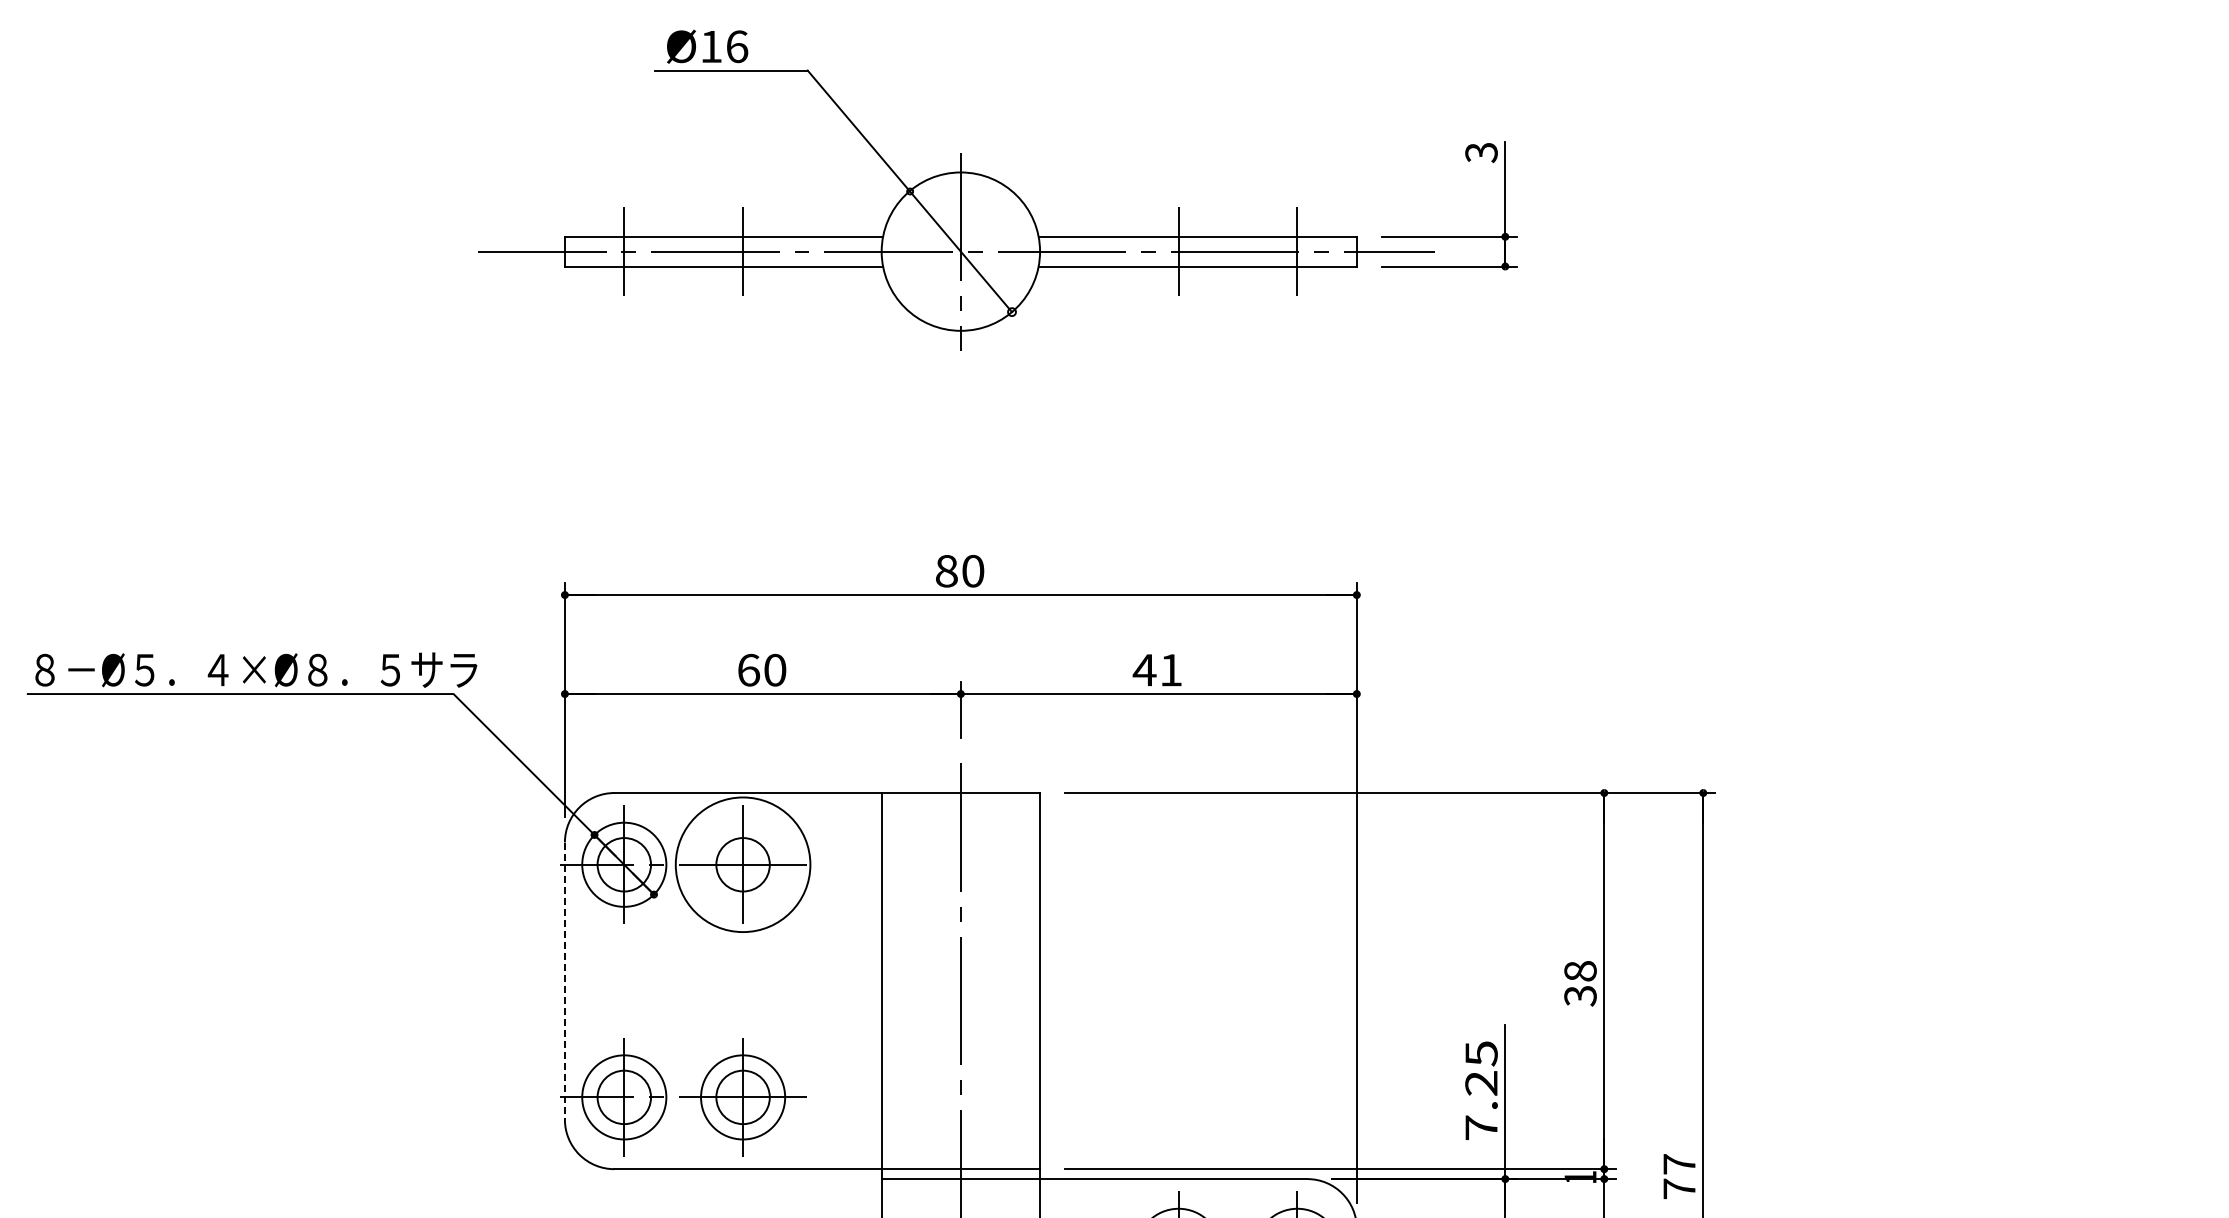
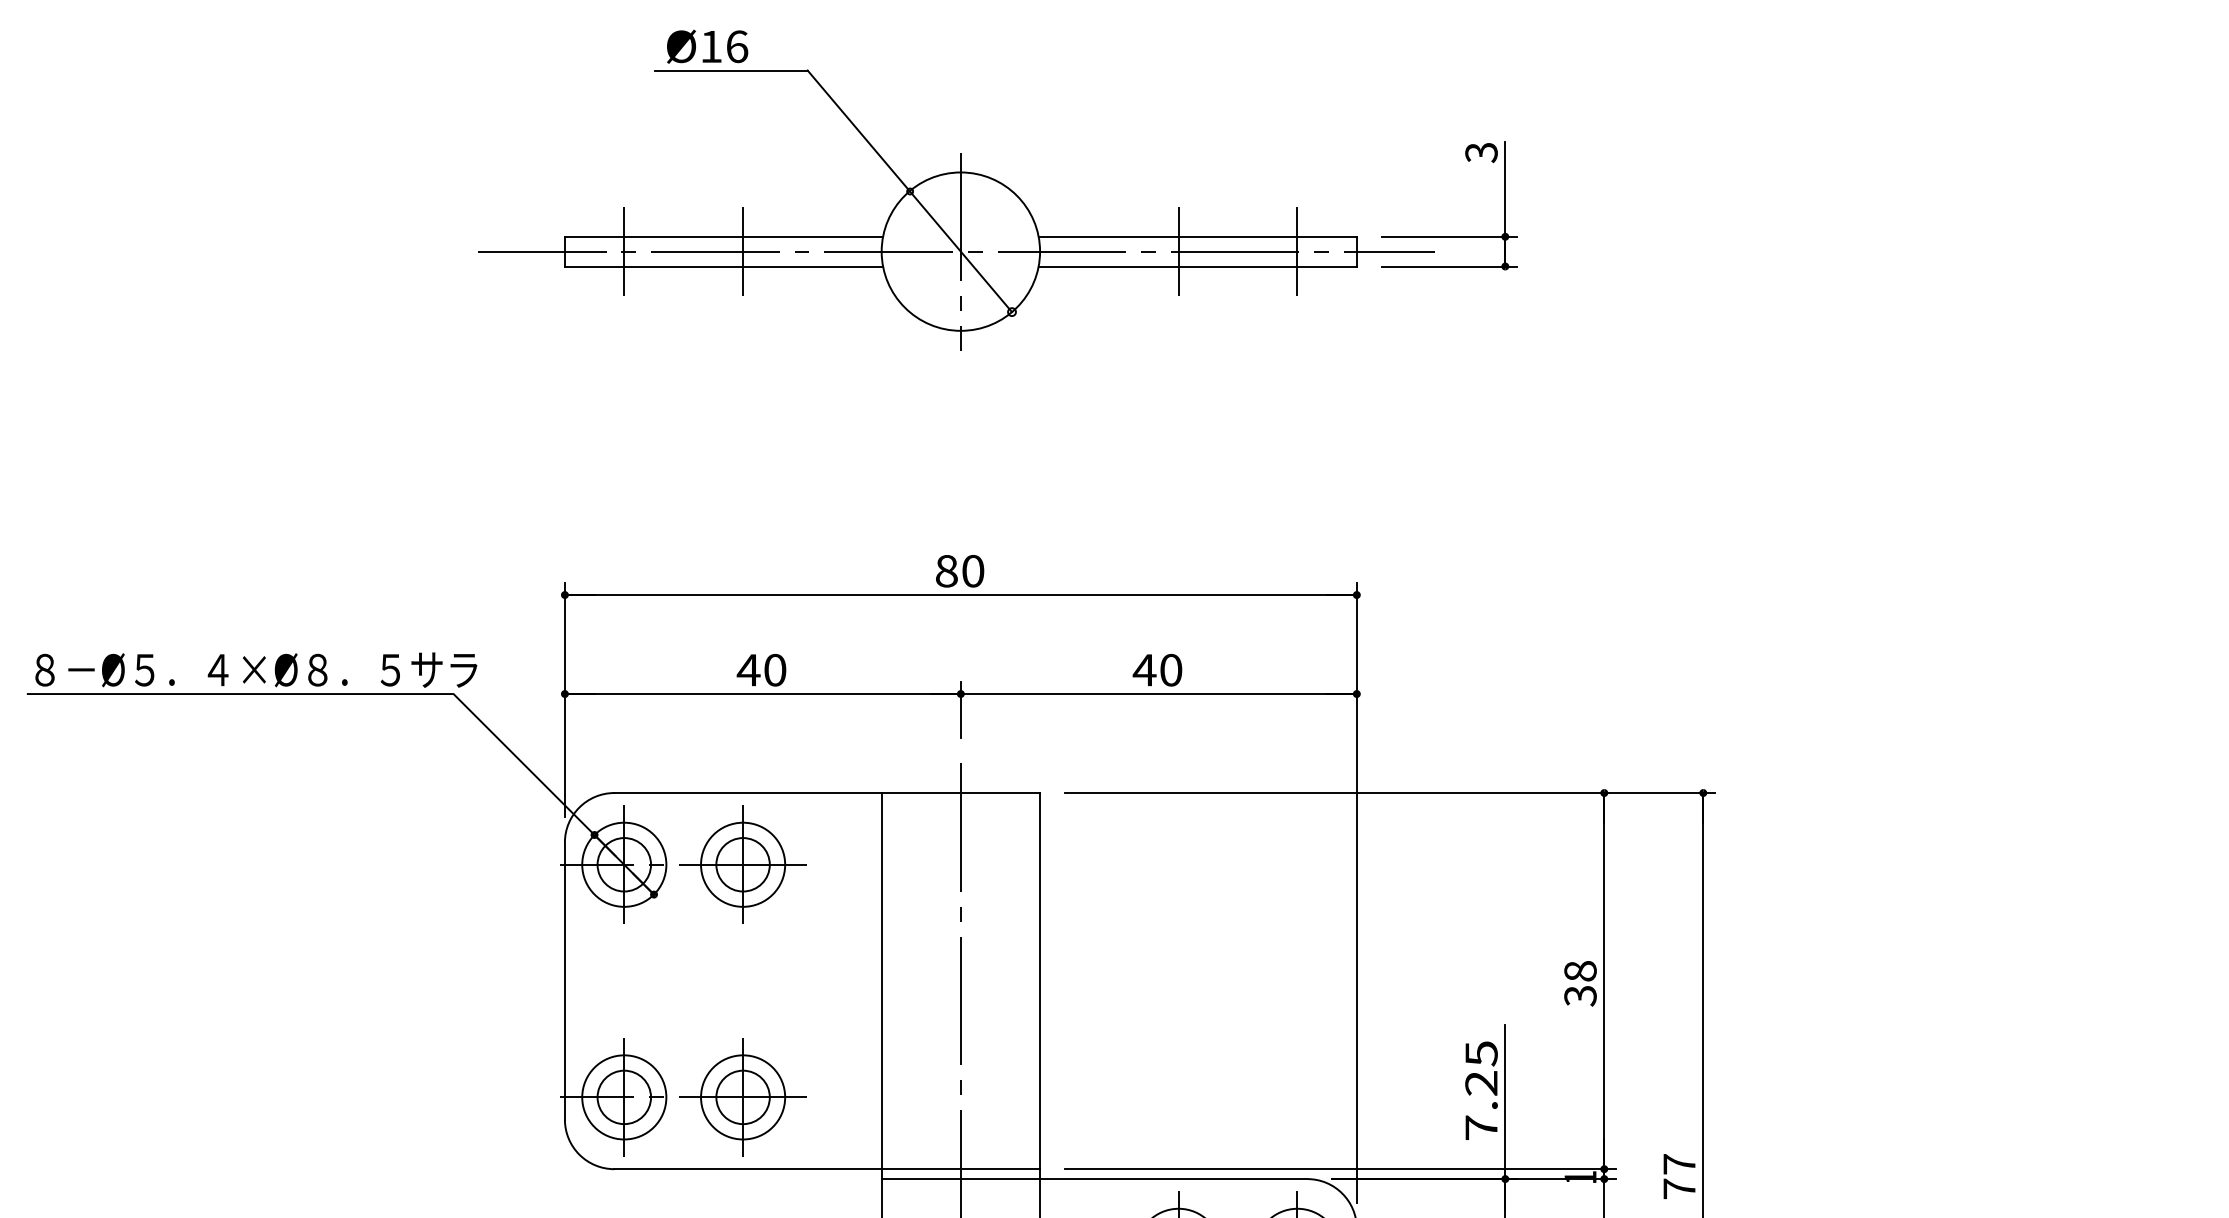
text: 60 -> 40 (748, 669)
text: 41 -> 40 (1171, 669)
circle diameter: 135 px -> 84 px (743, 864)
line: dashed -> solid (564, 981)
